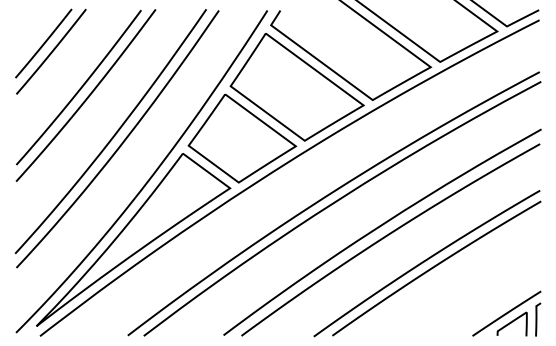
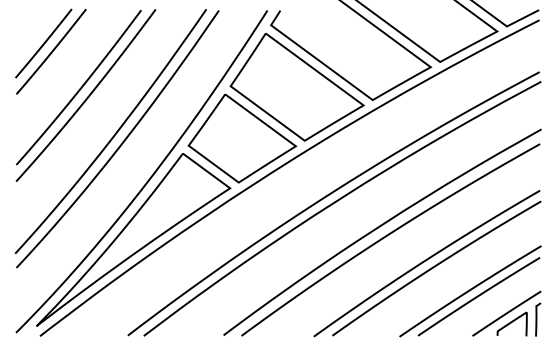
part: none -> present (470, 291)
